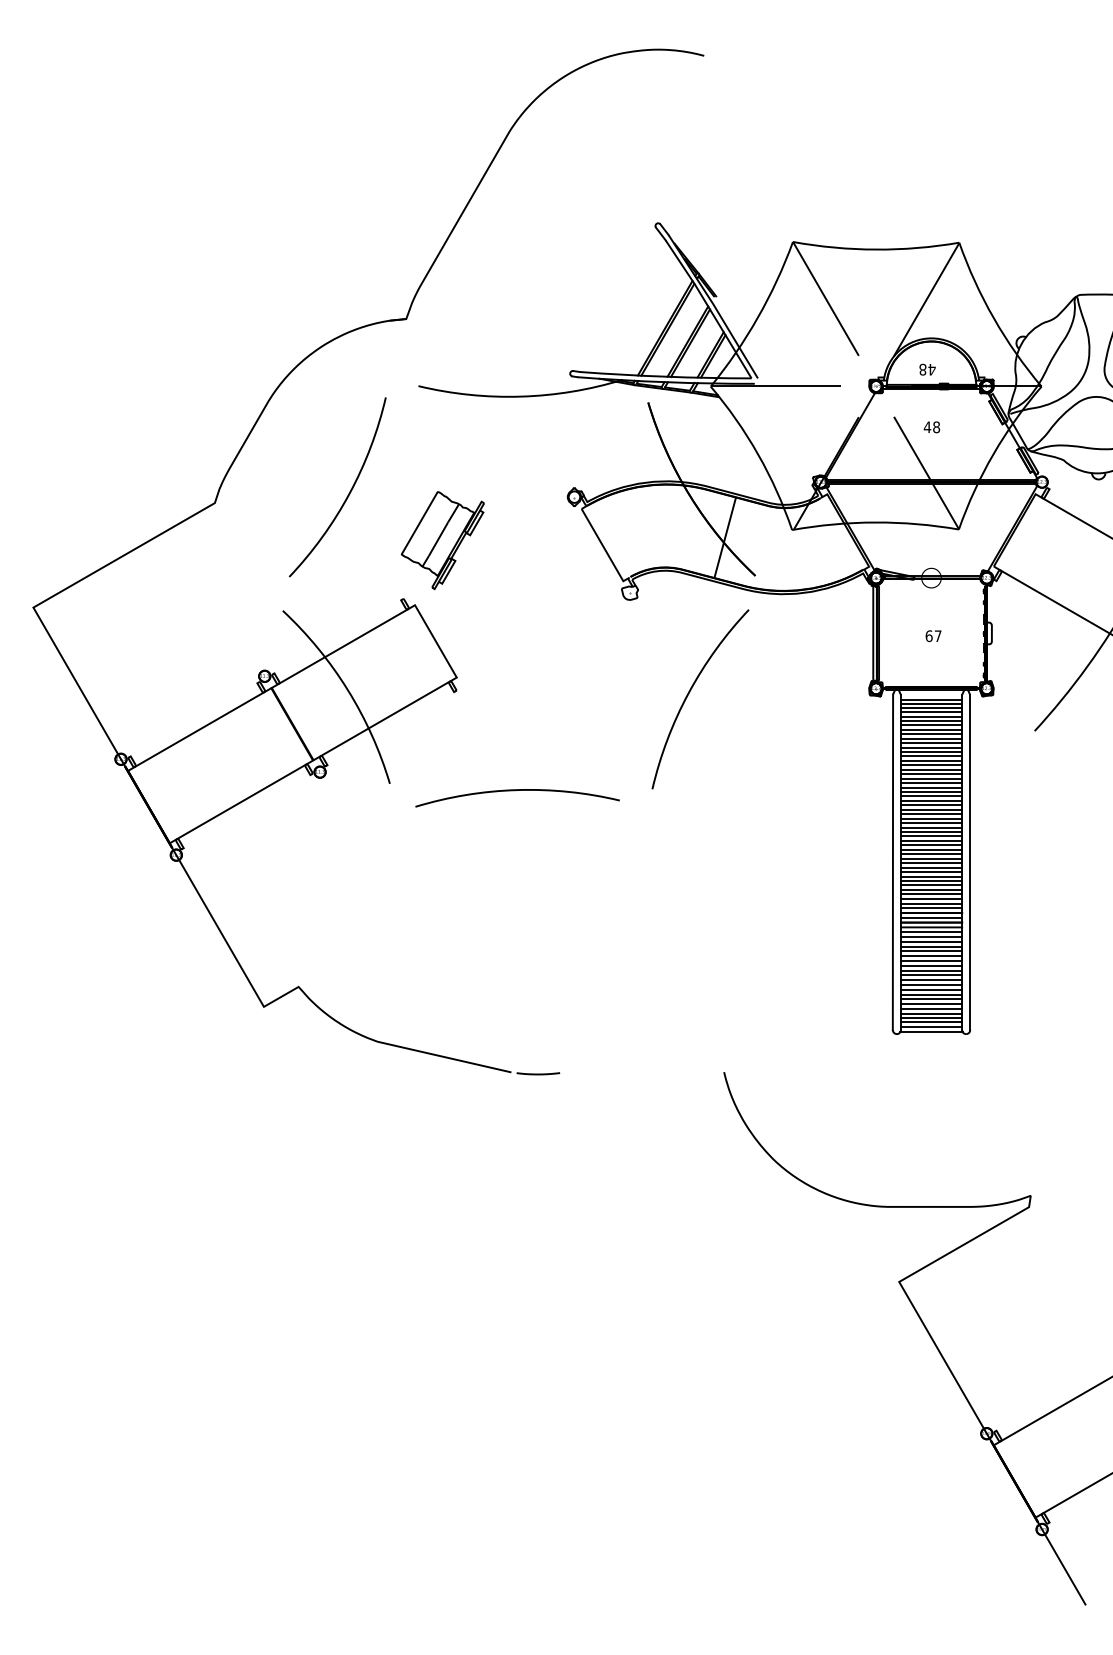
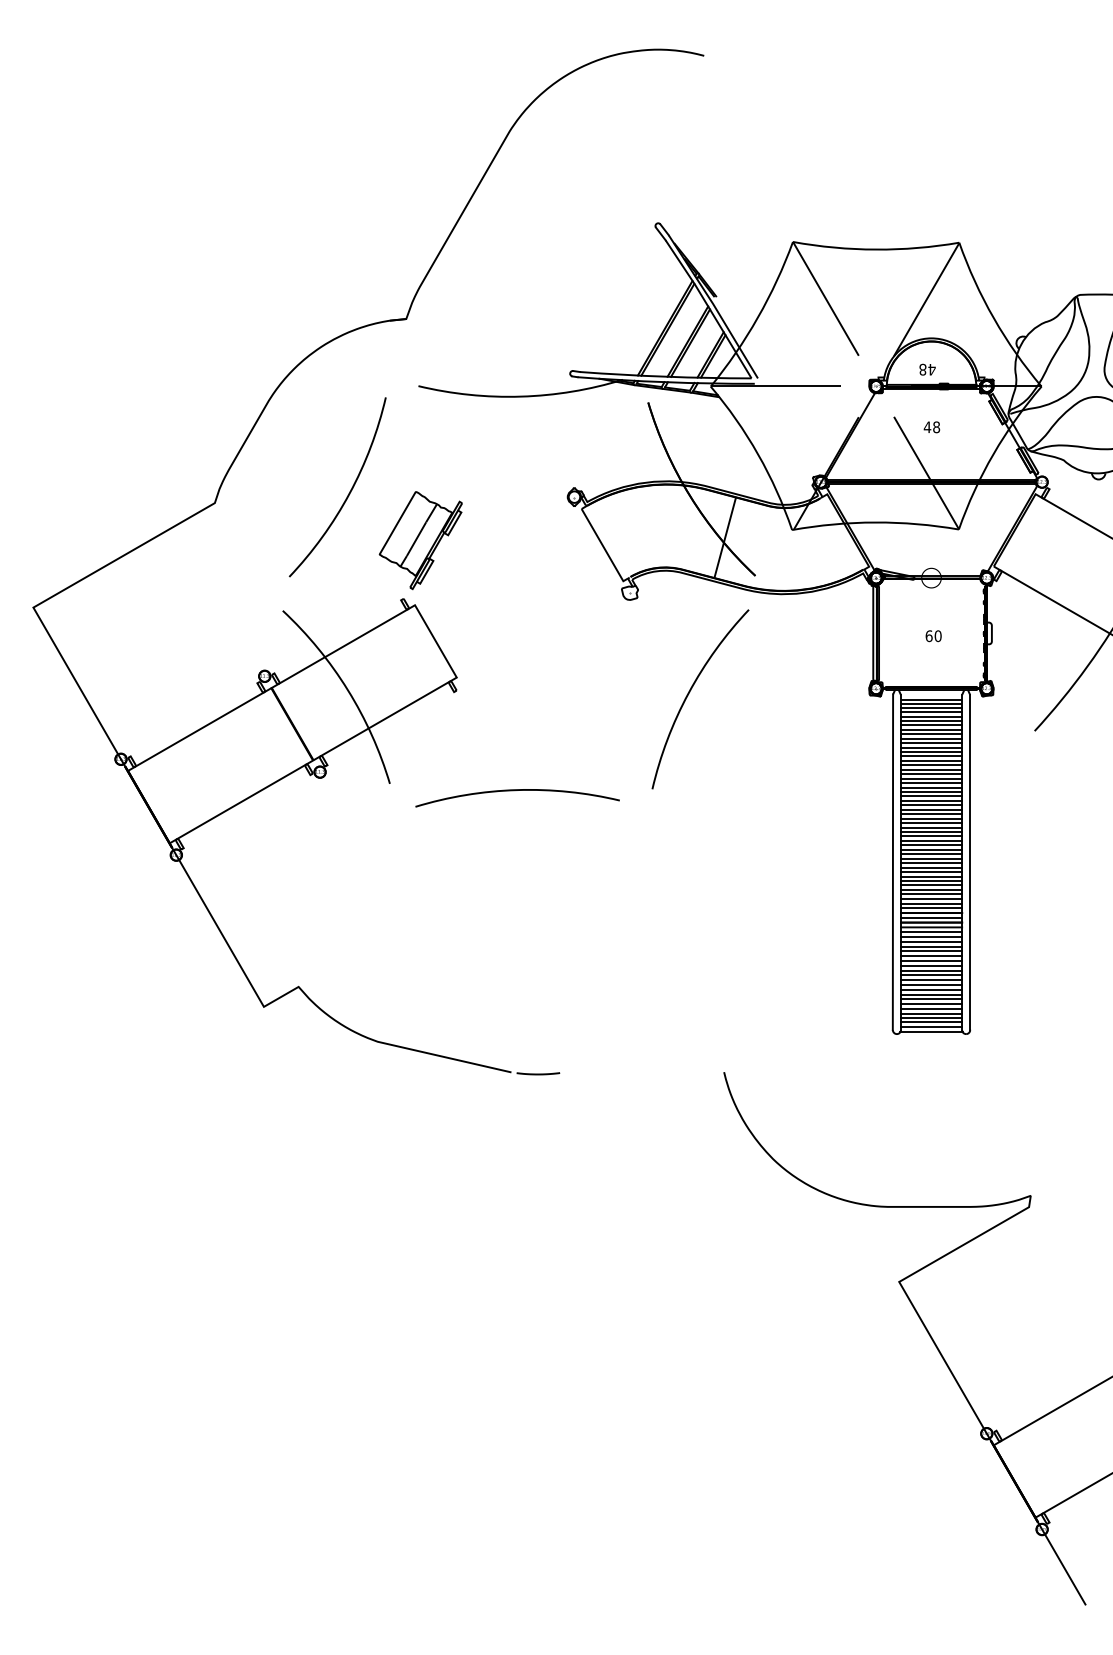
part position: (442, 540) -> (420, 540) (420, 540)
text: 67 -> 60 (937, 636)
